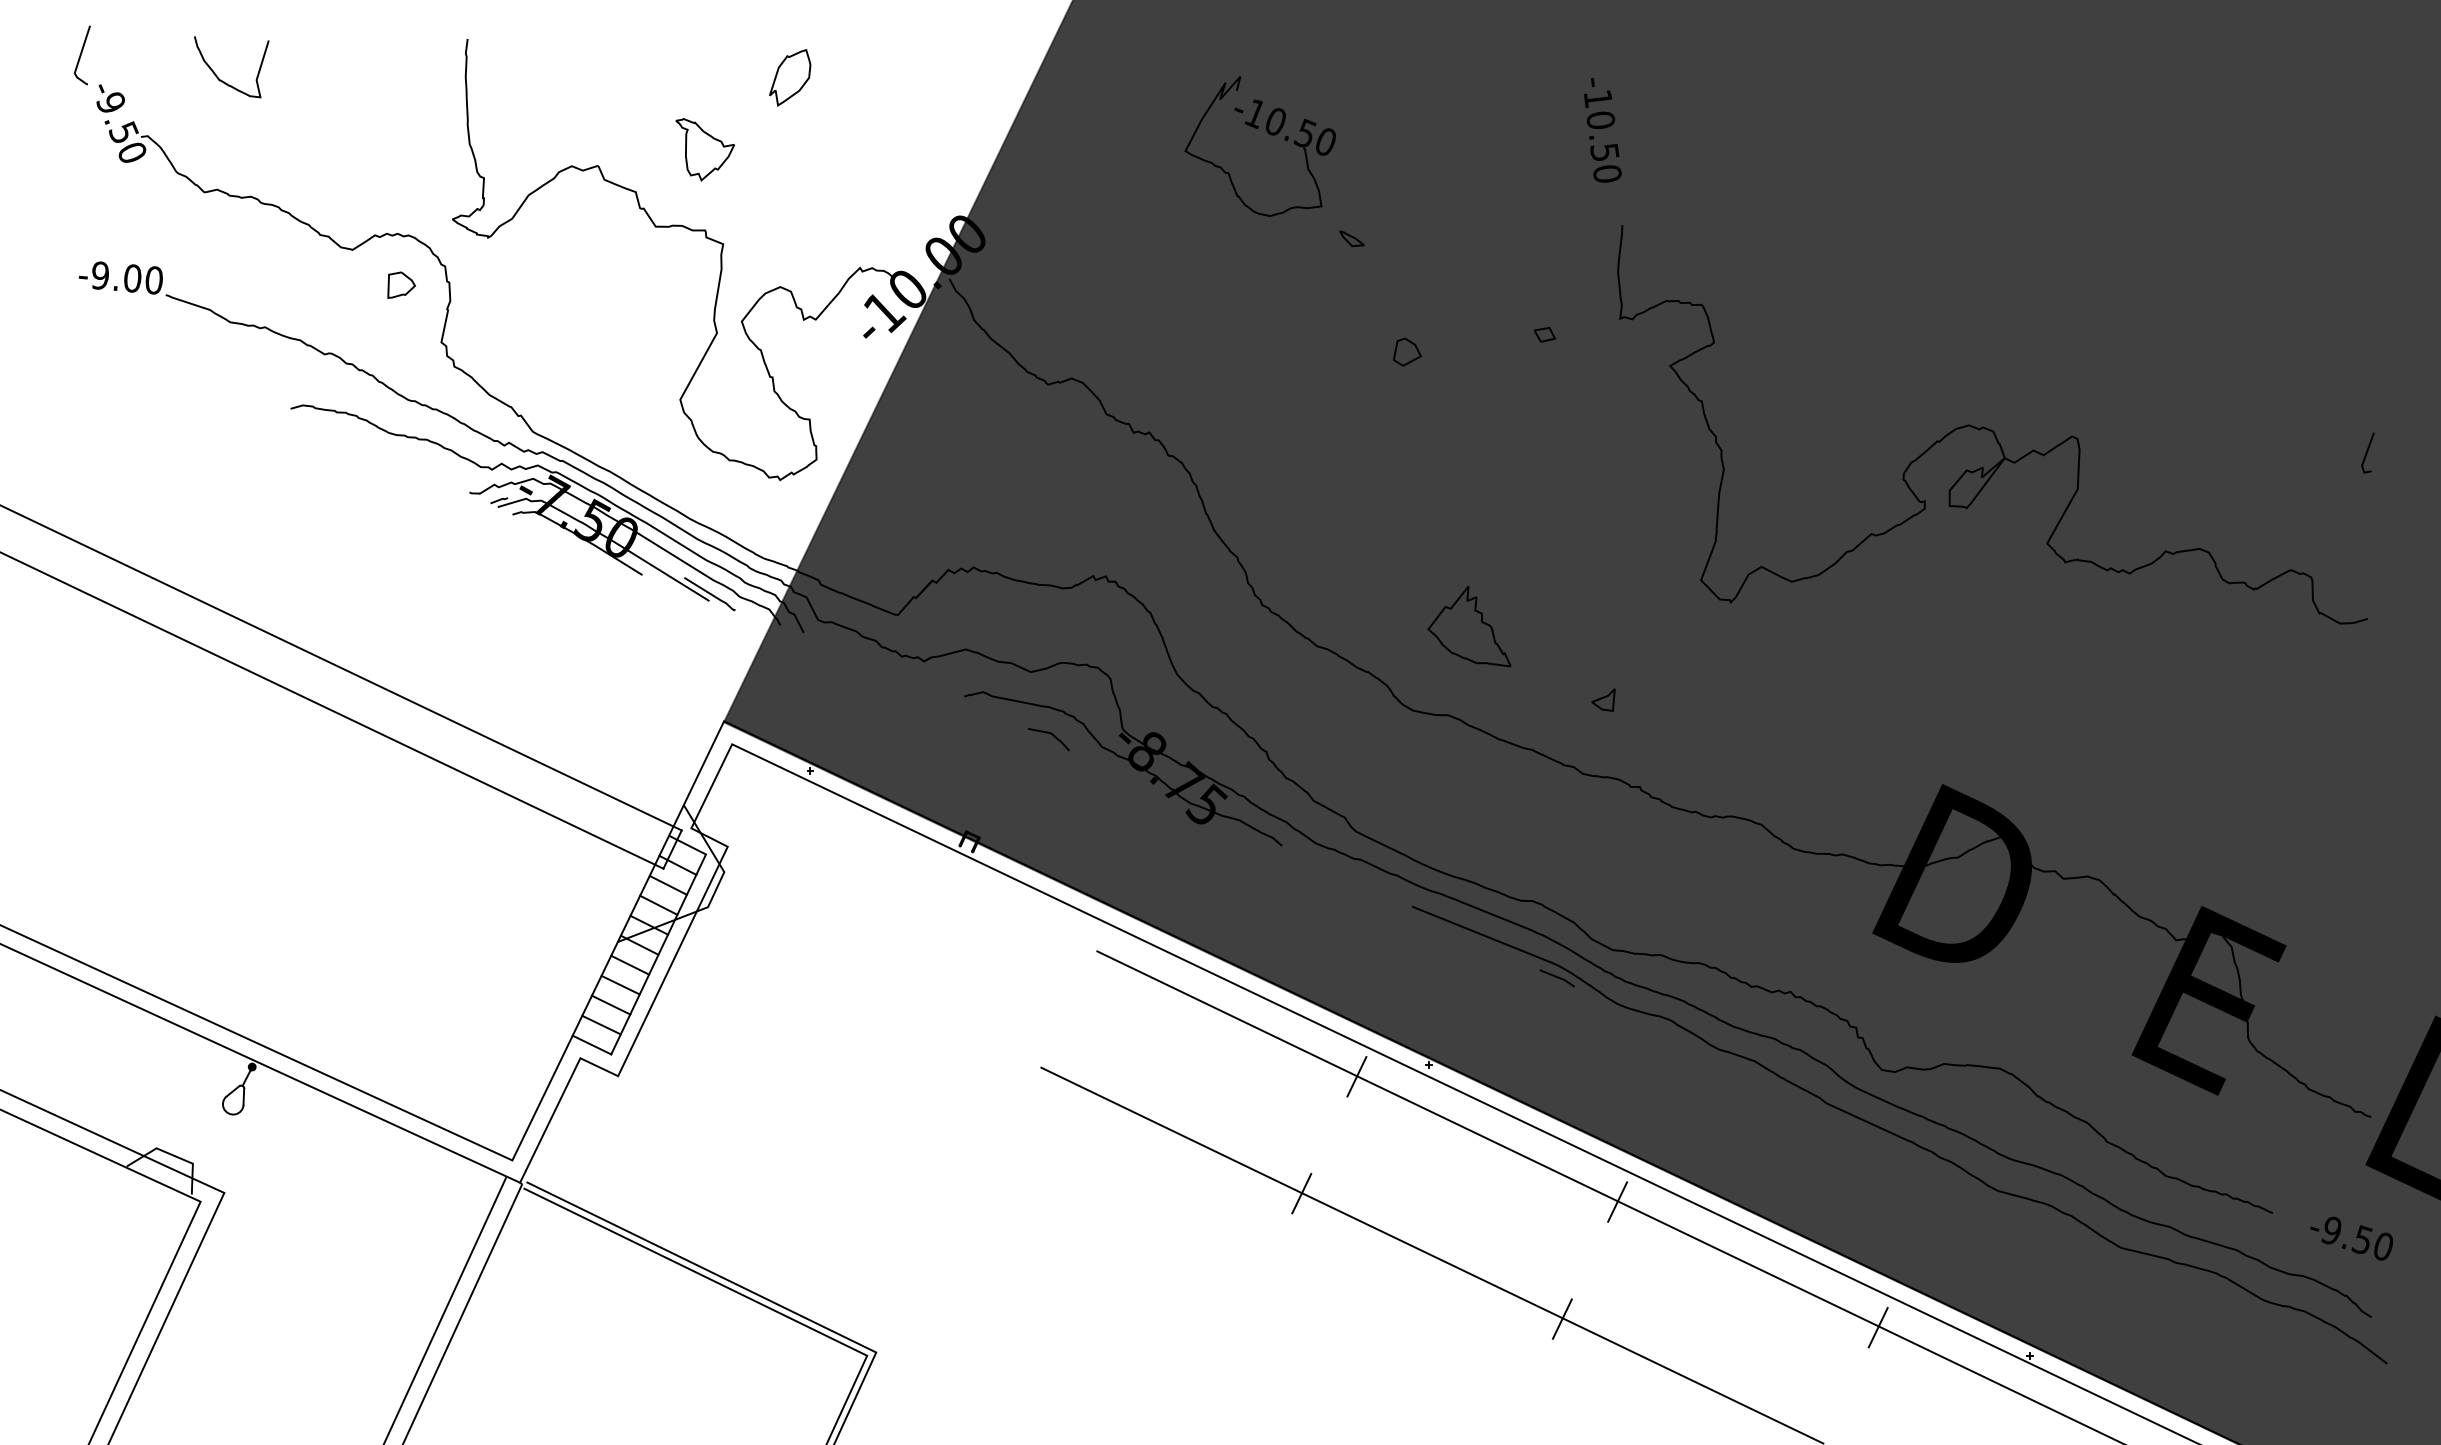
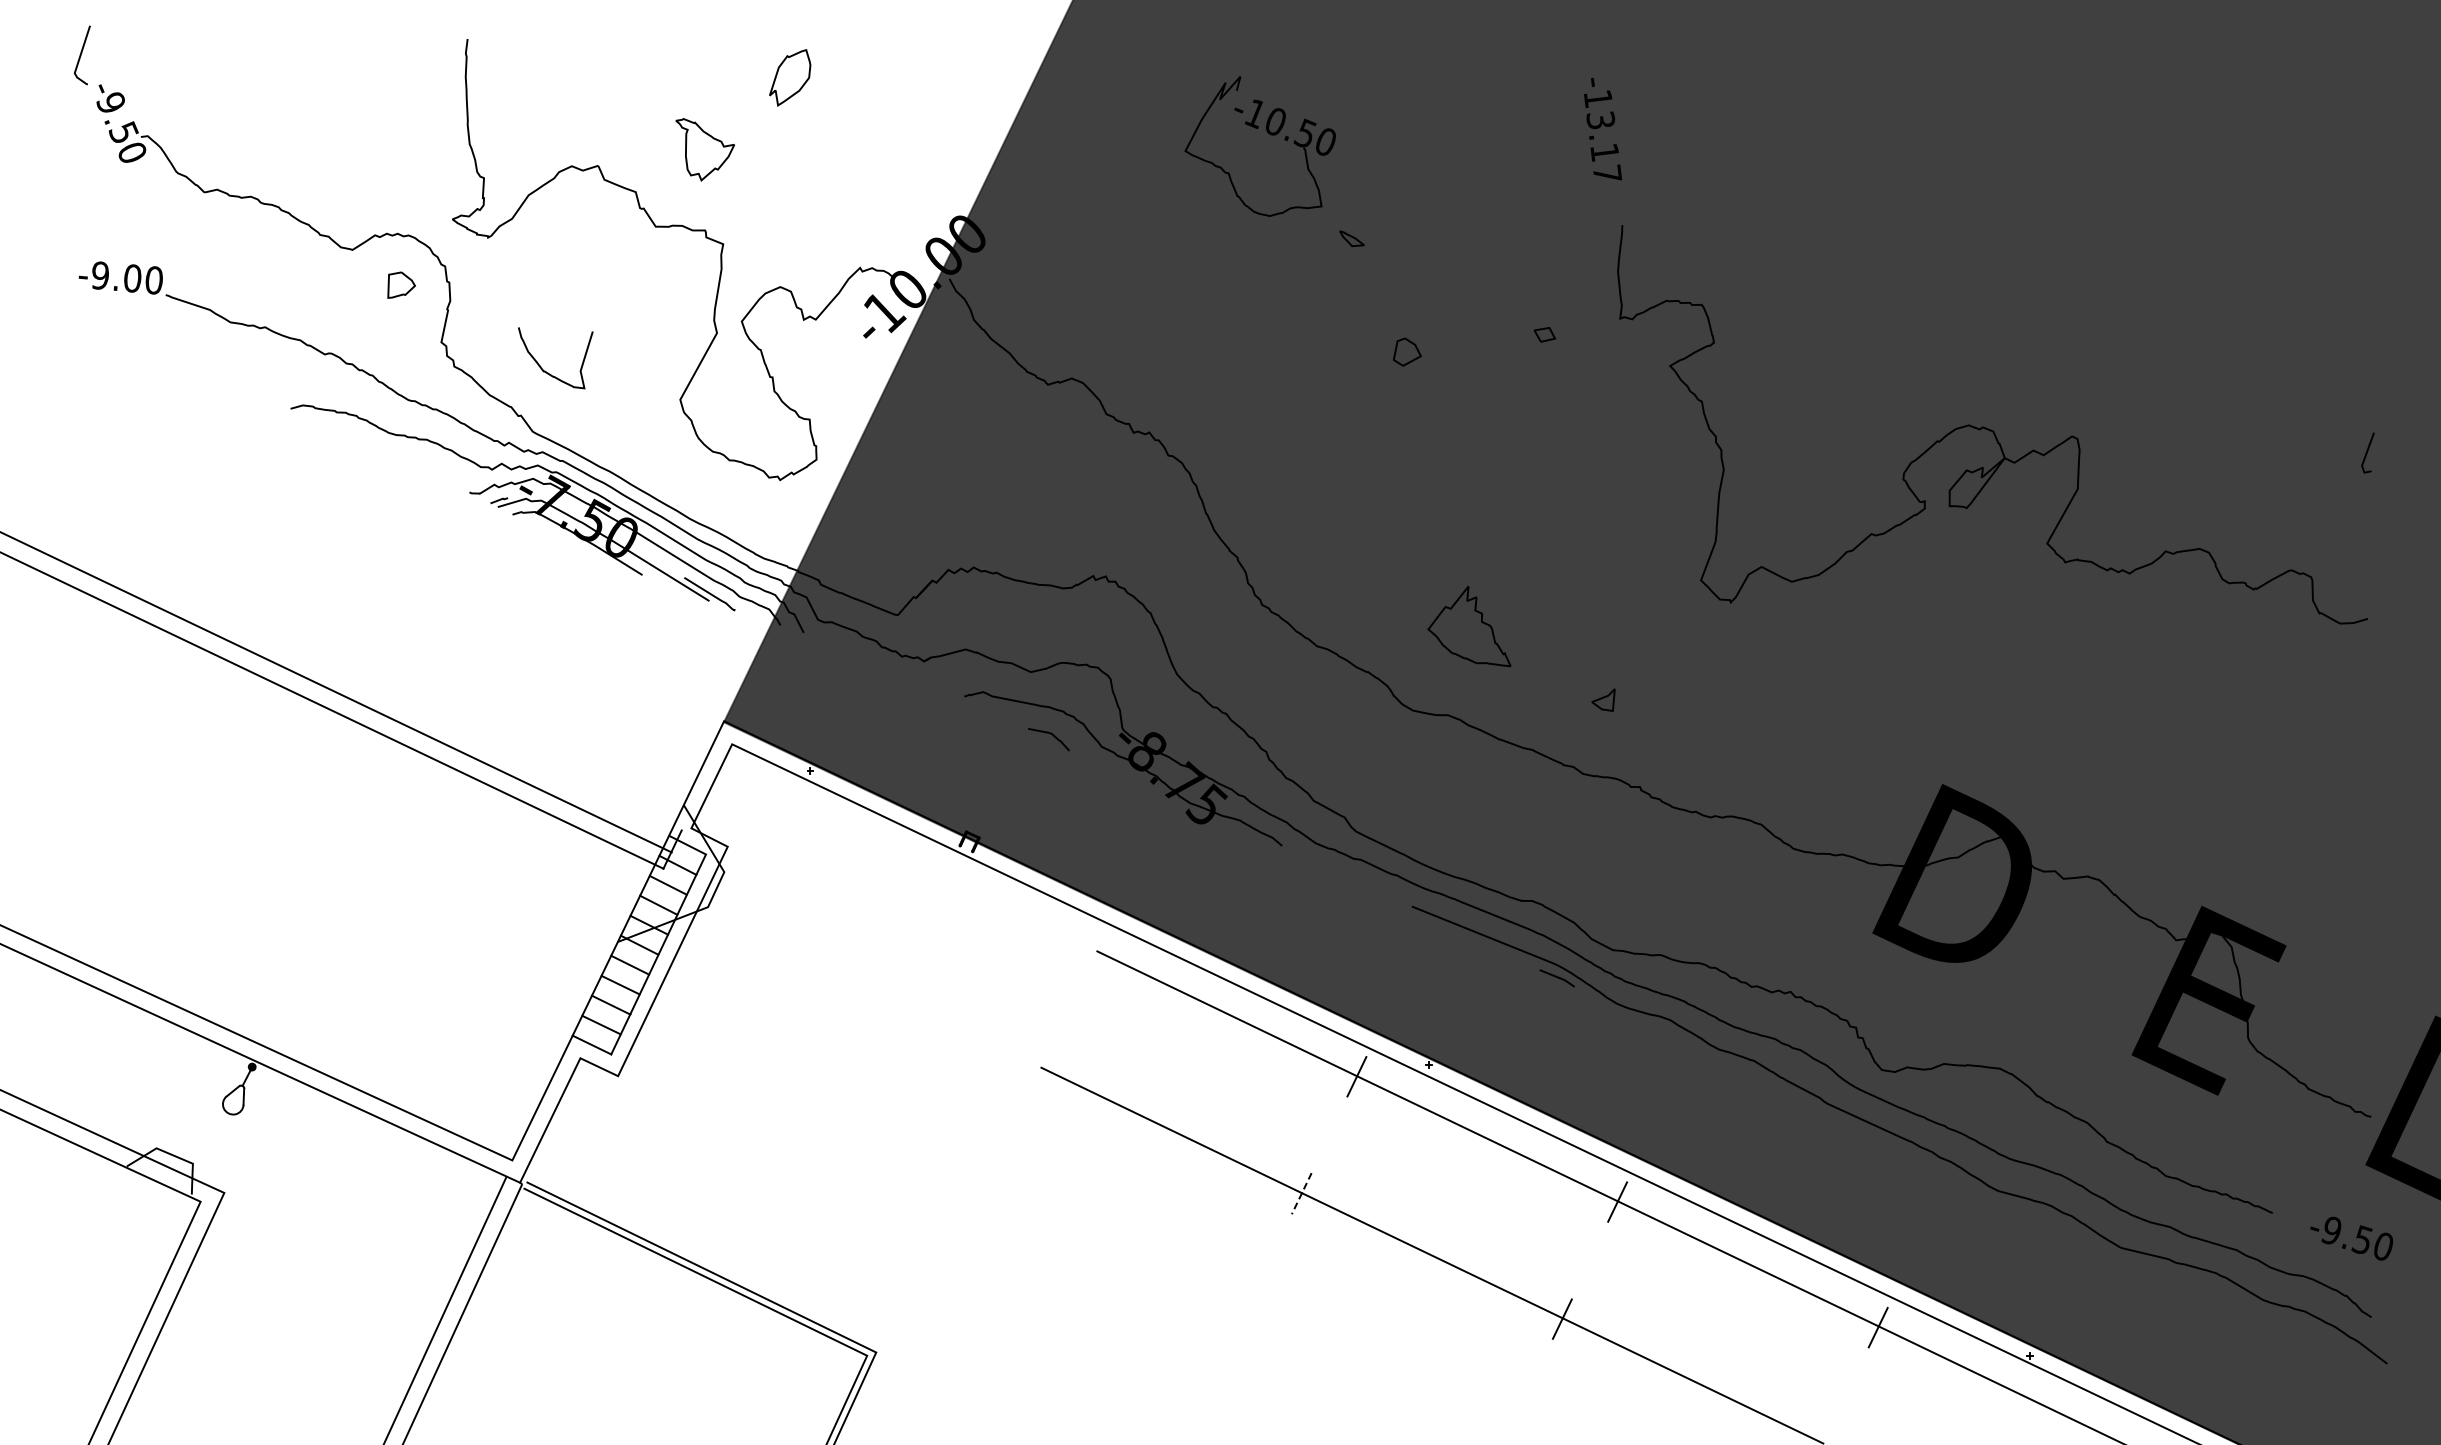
curve position: (221, 79) -> (545, 370) (545, 370)
text: -10.50 -> -13.17 (1603, 146)
line position: (341, 668) -> (336, 692) (336, 692)
line: solid -> dashed (1301, 1193)
